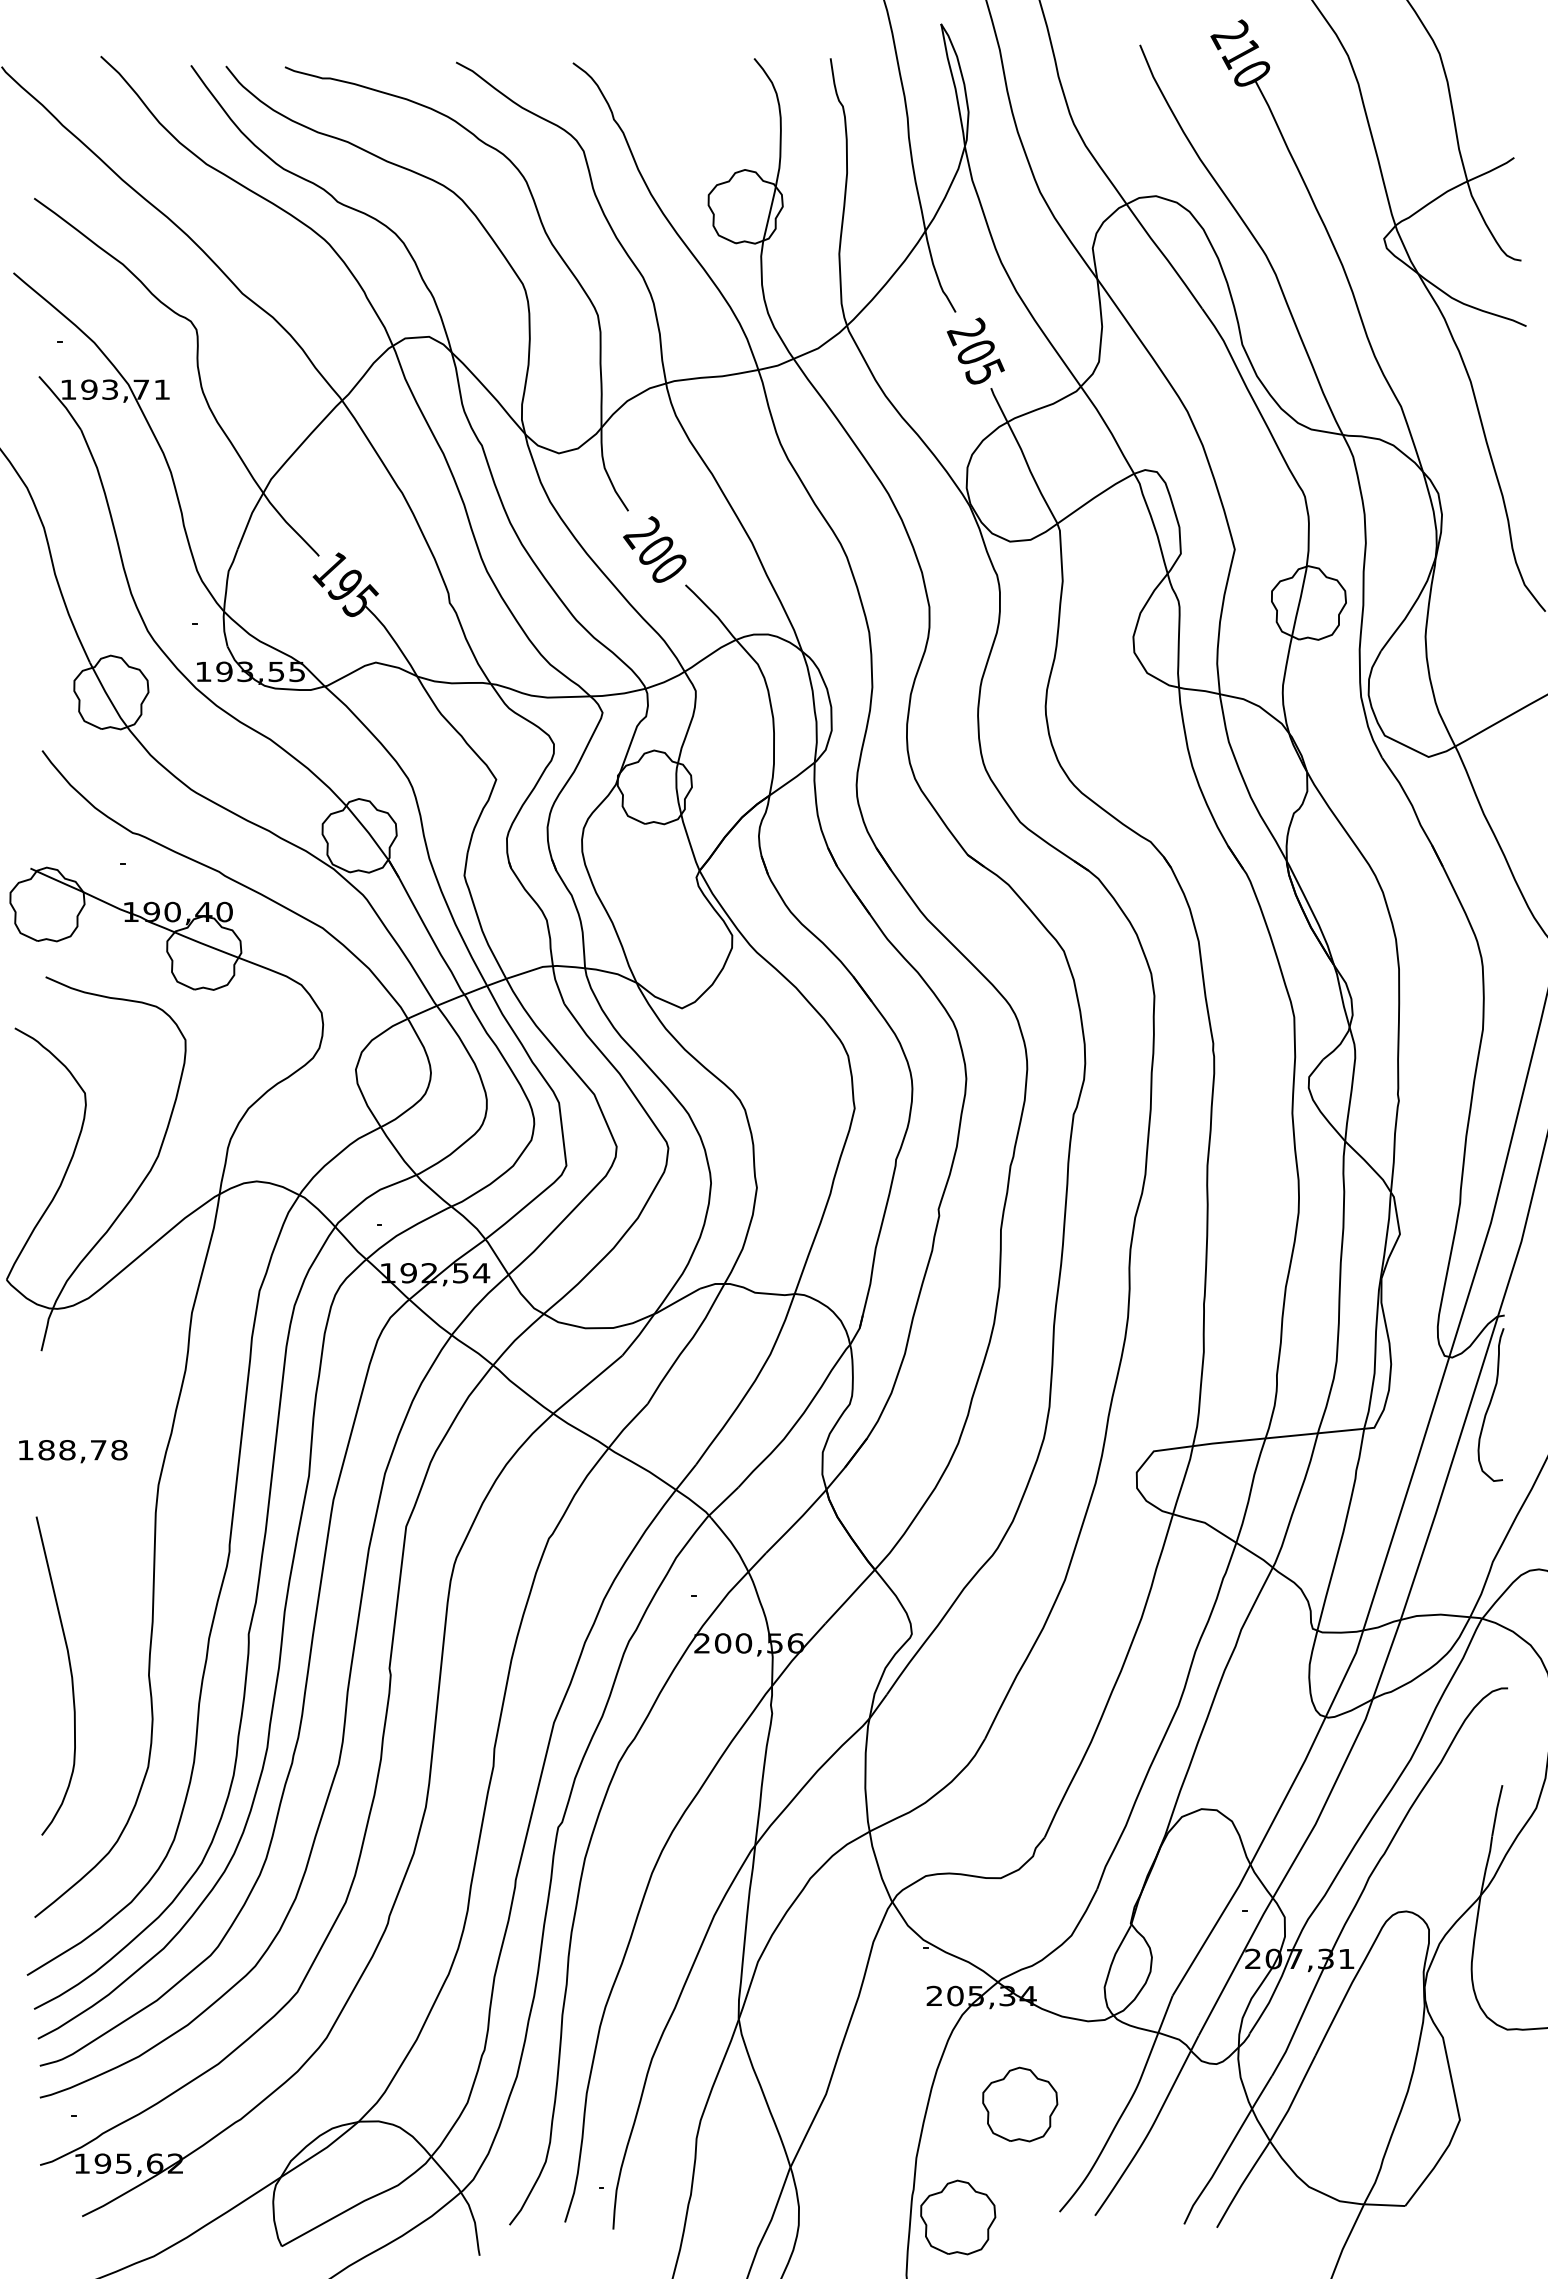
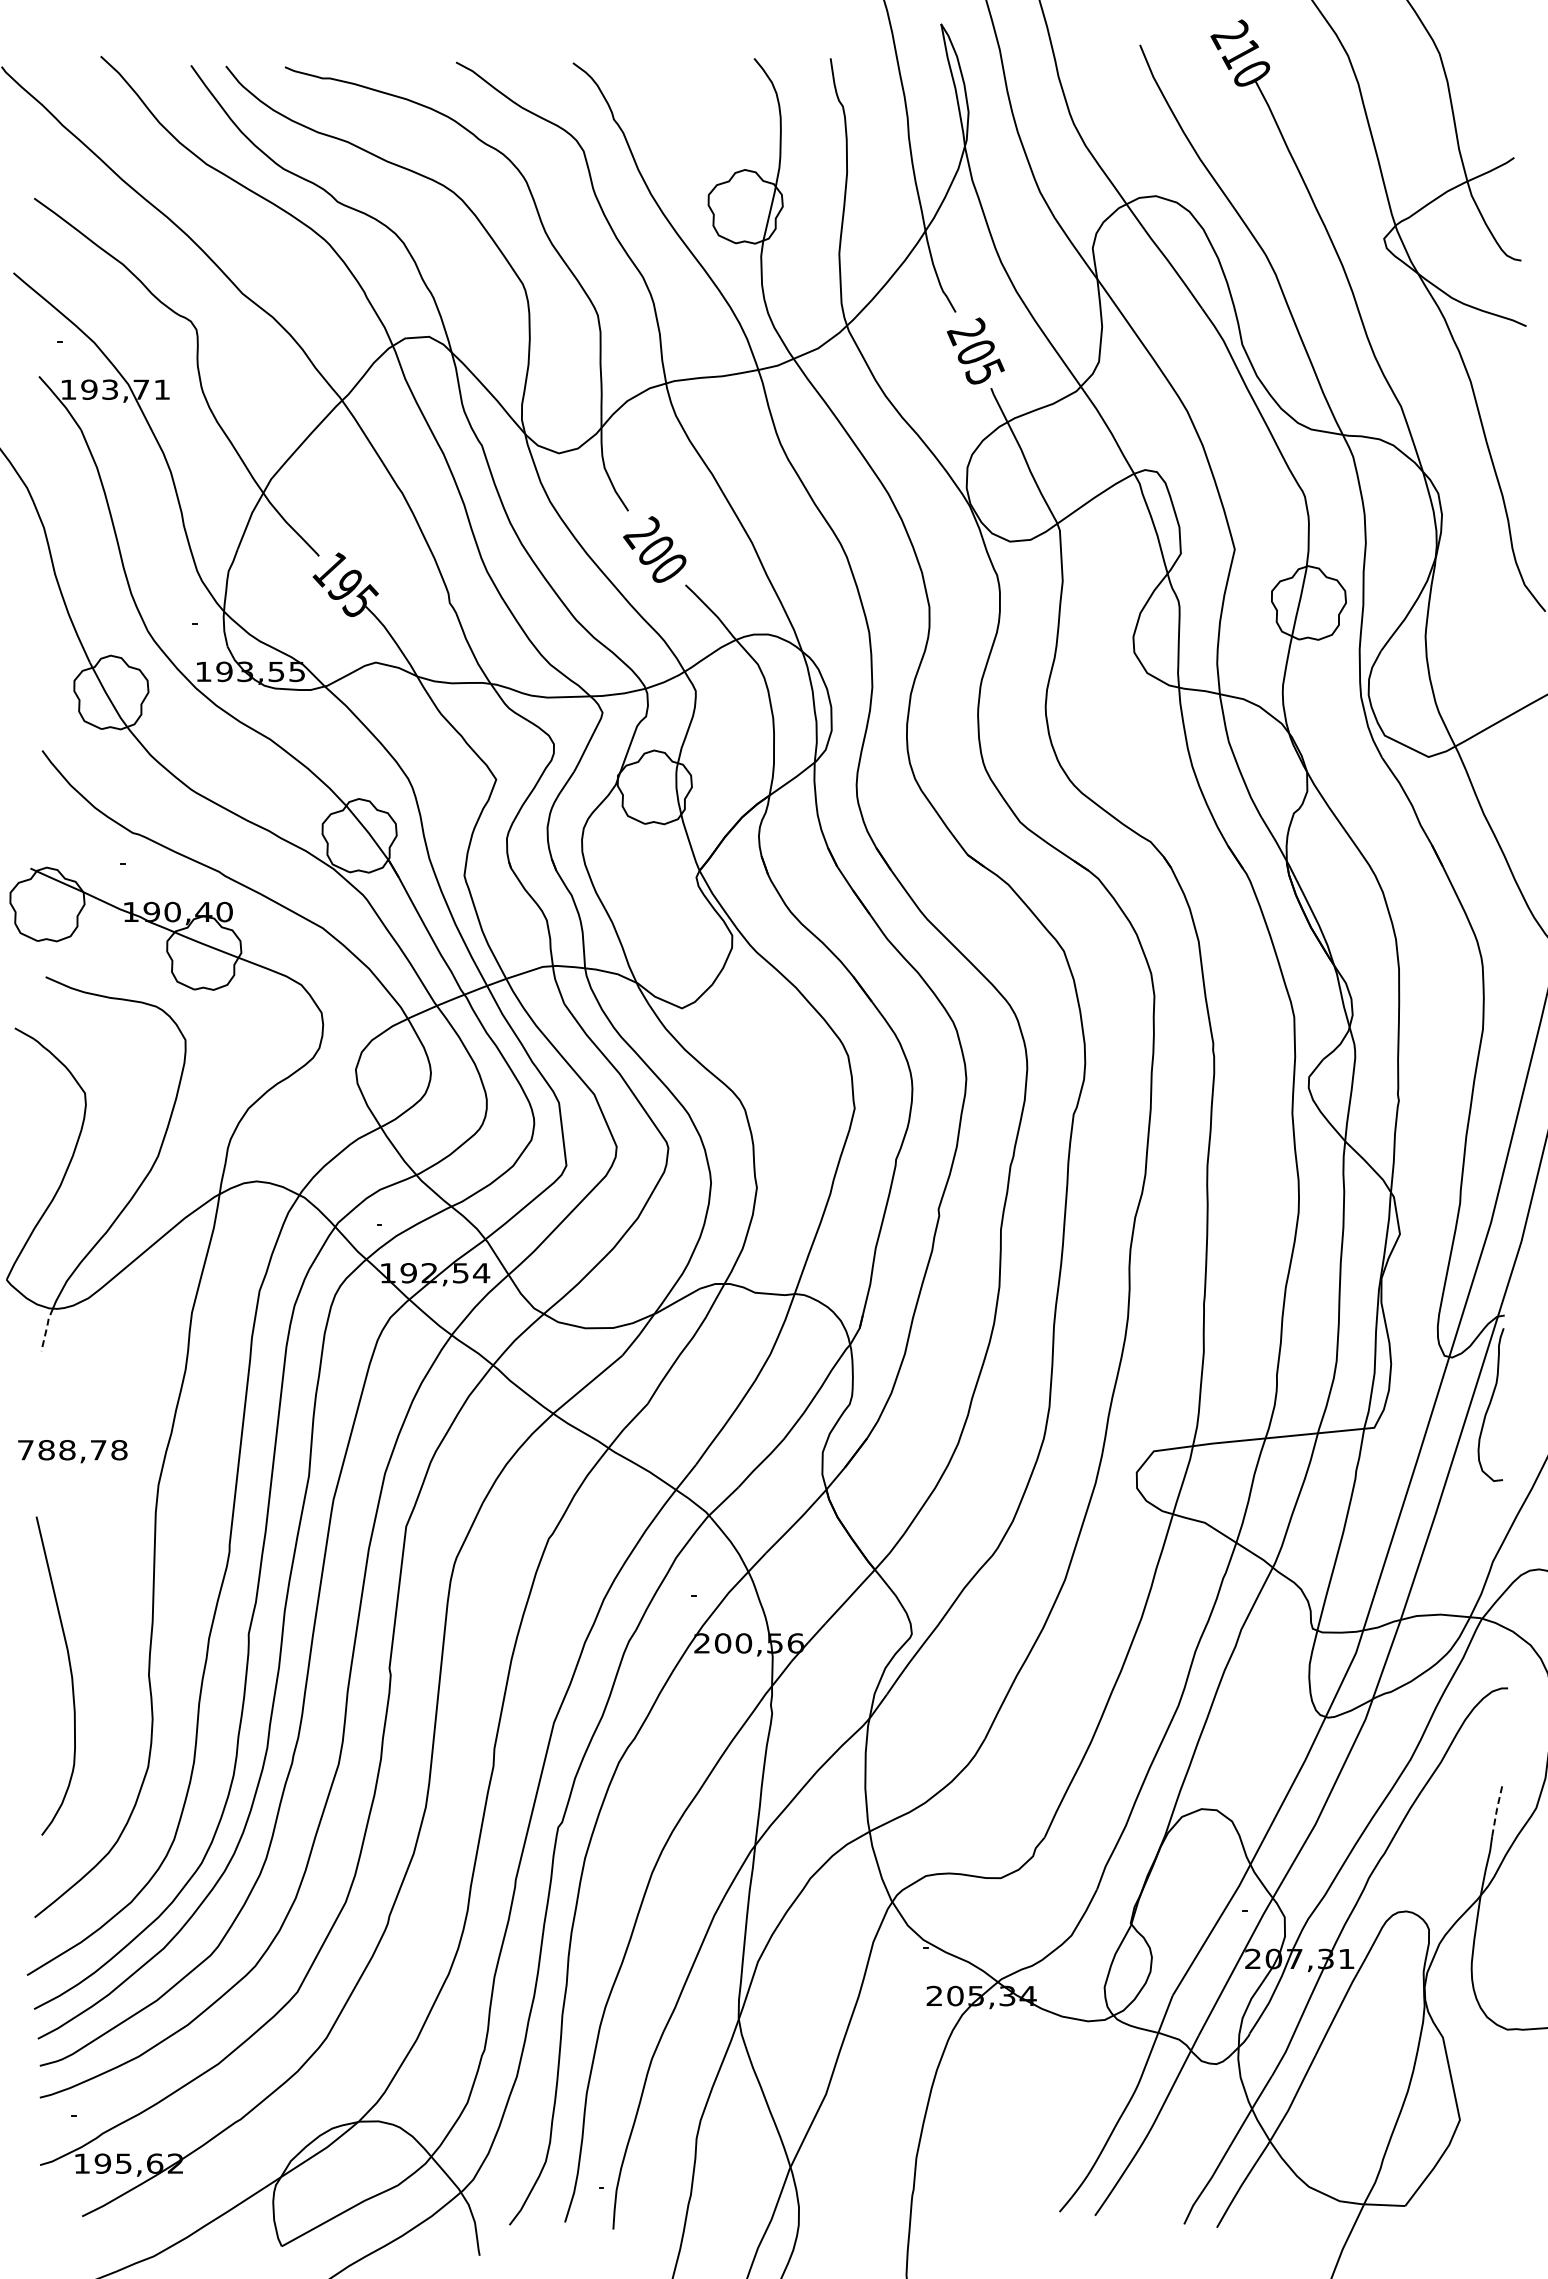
line: solid -> dashed (46, 1328)
text: 188,78 -> 788,78 (25, 1450)
line: solid -> dashed (1496, 1809)
part: present -> none (1020, 2104)
part: present -> none (958, 2217)
